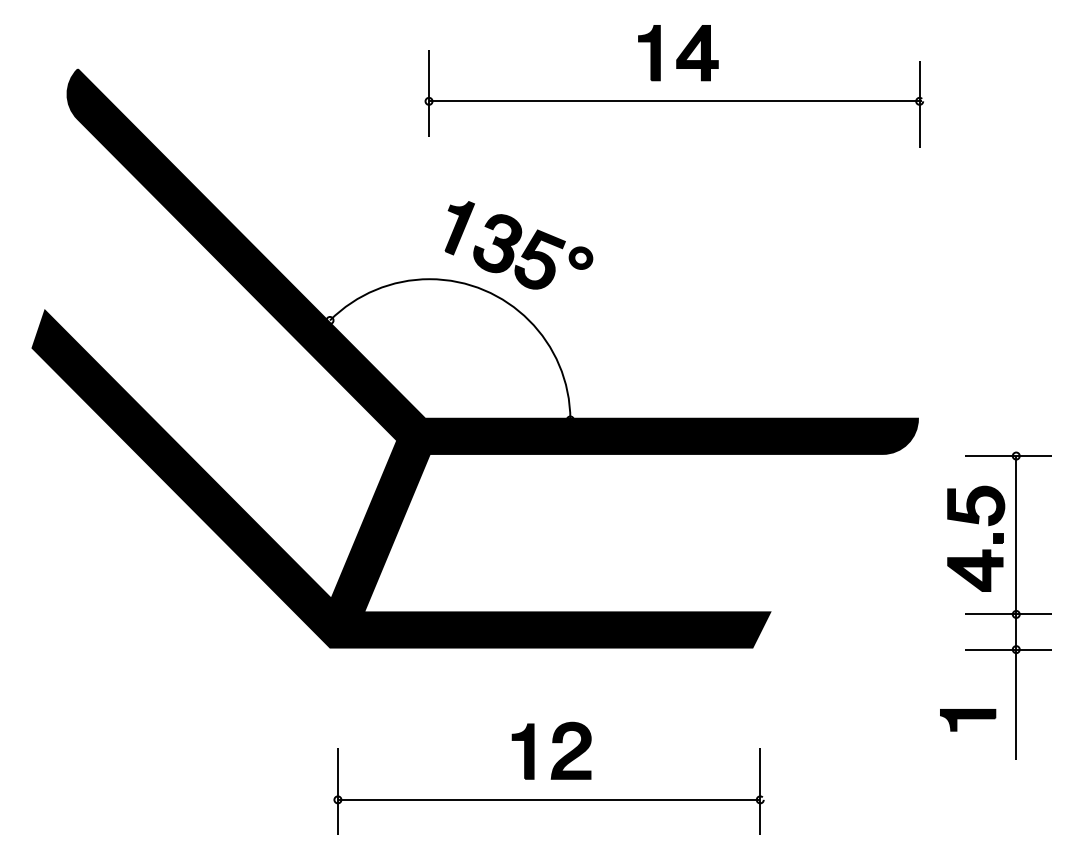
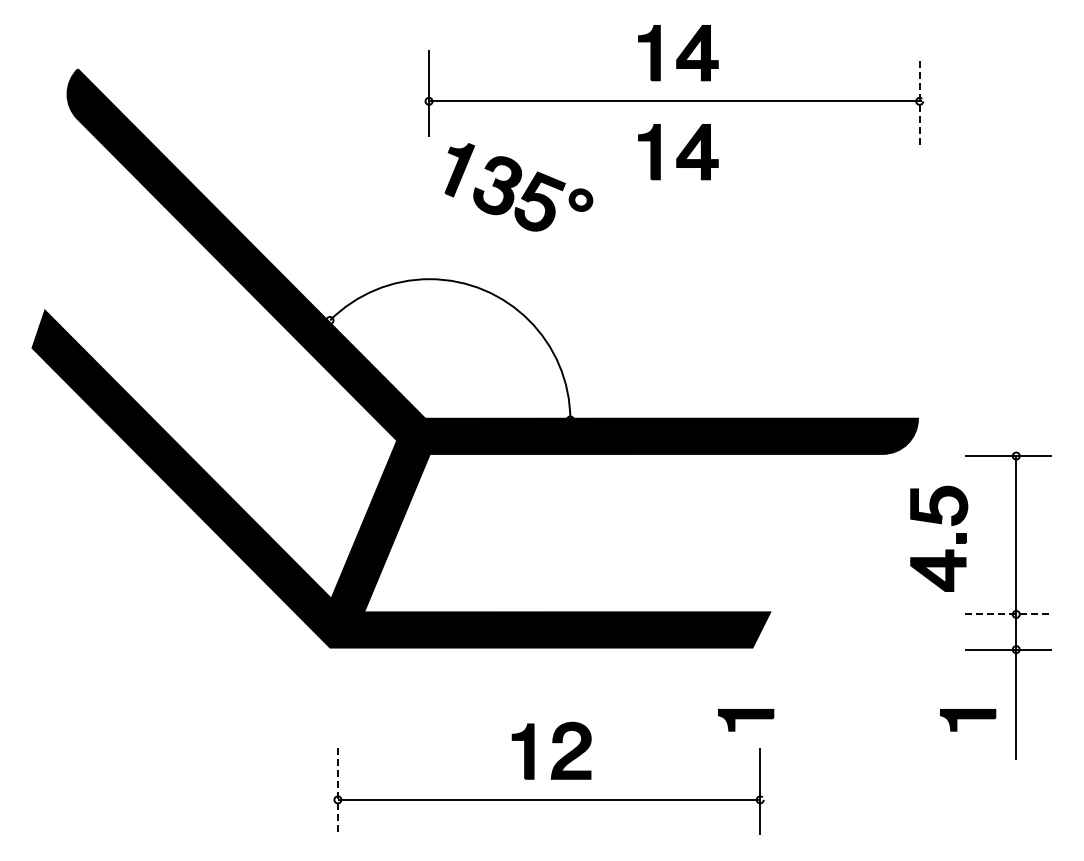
line: solid -> dashed (919, 105)
part: none -> present (678, 152)
part position: (518, 245) -> (518, 187) (518, 187)
part position: (982, 549) -> (945, 549) (945, 549)
line: solid -> dashed (1008, 614)
part: none -> present (746, 720)
line: solid -> dashed (337, 792)
